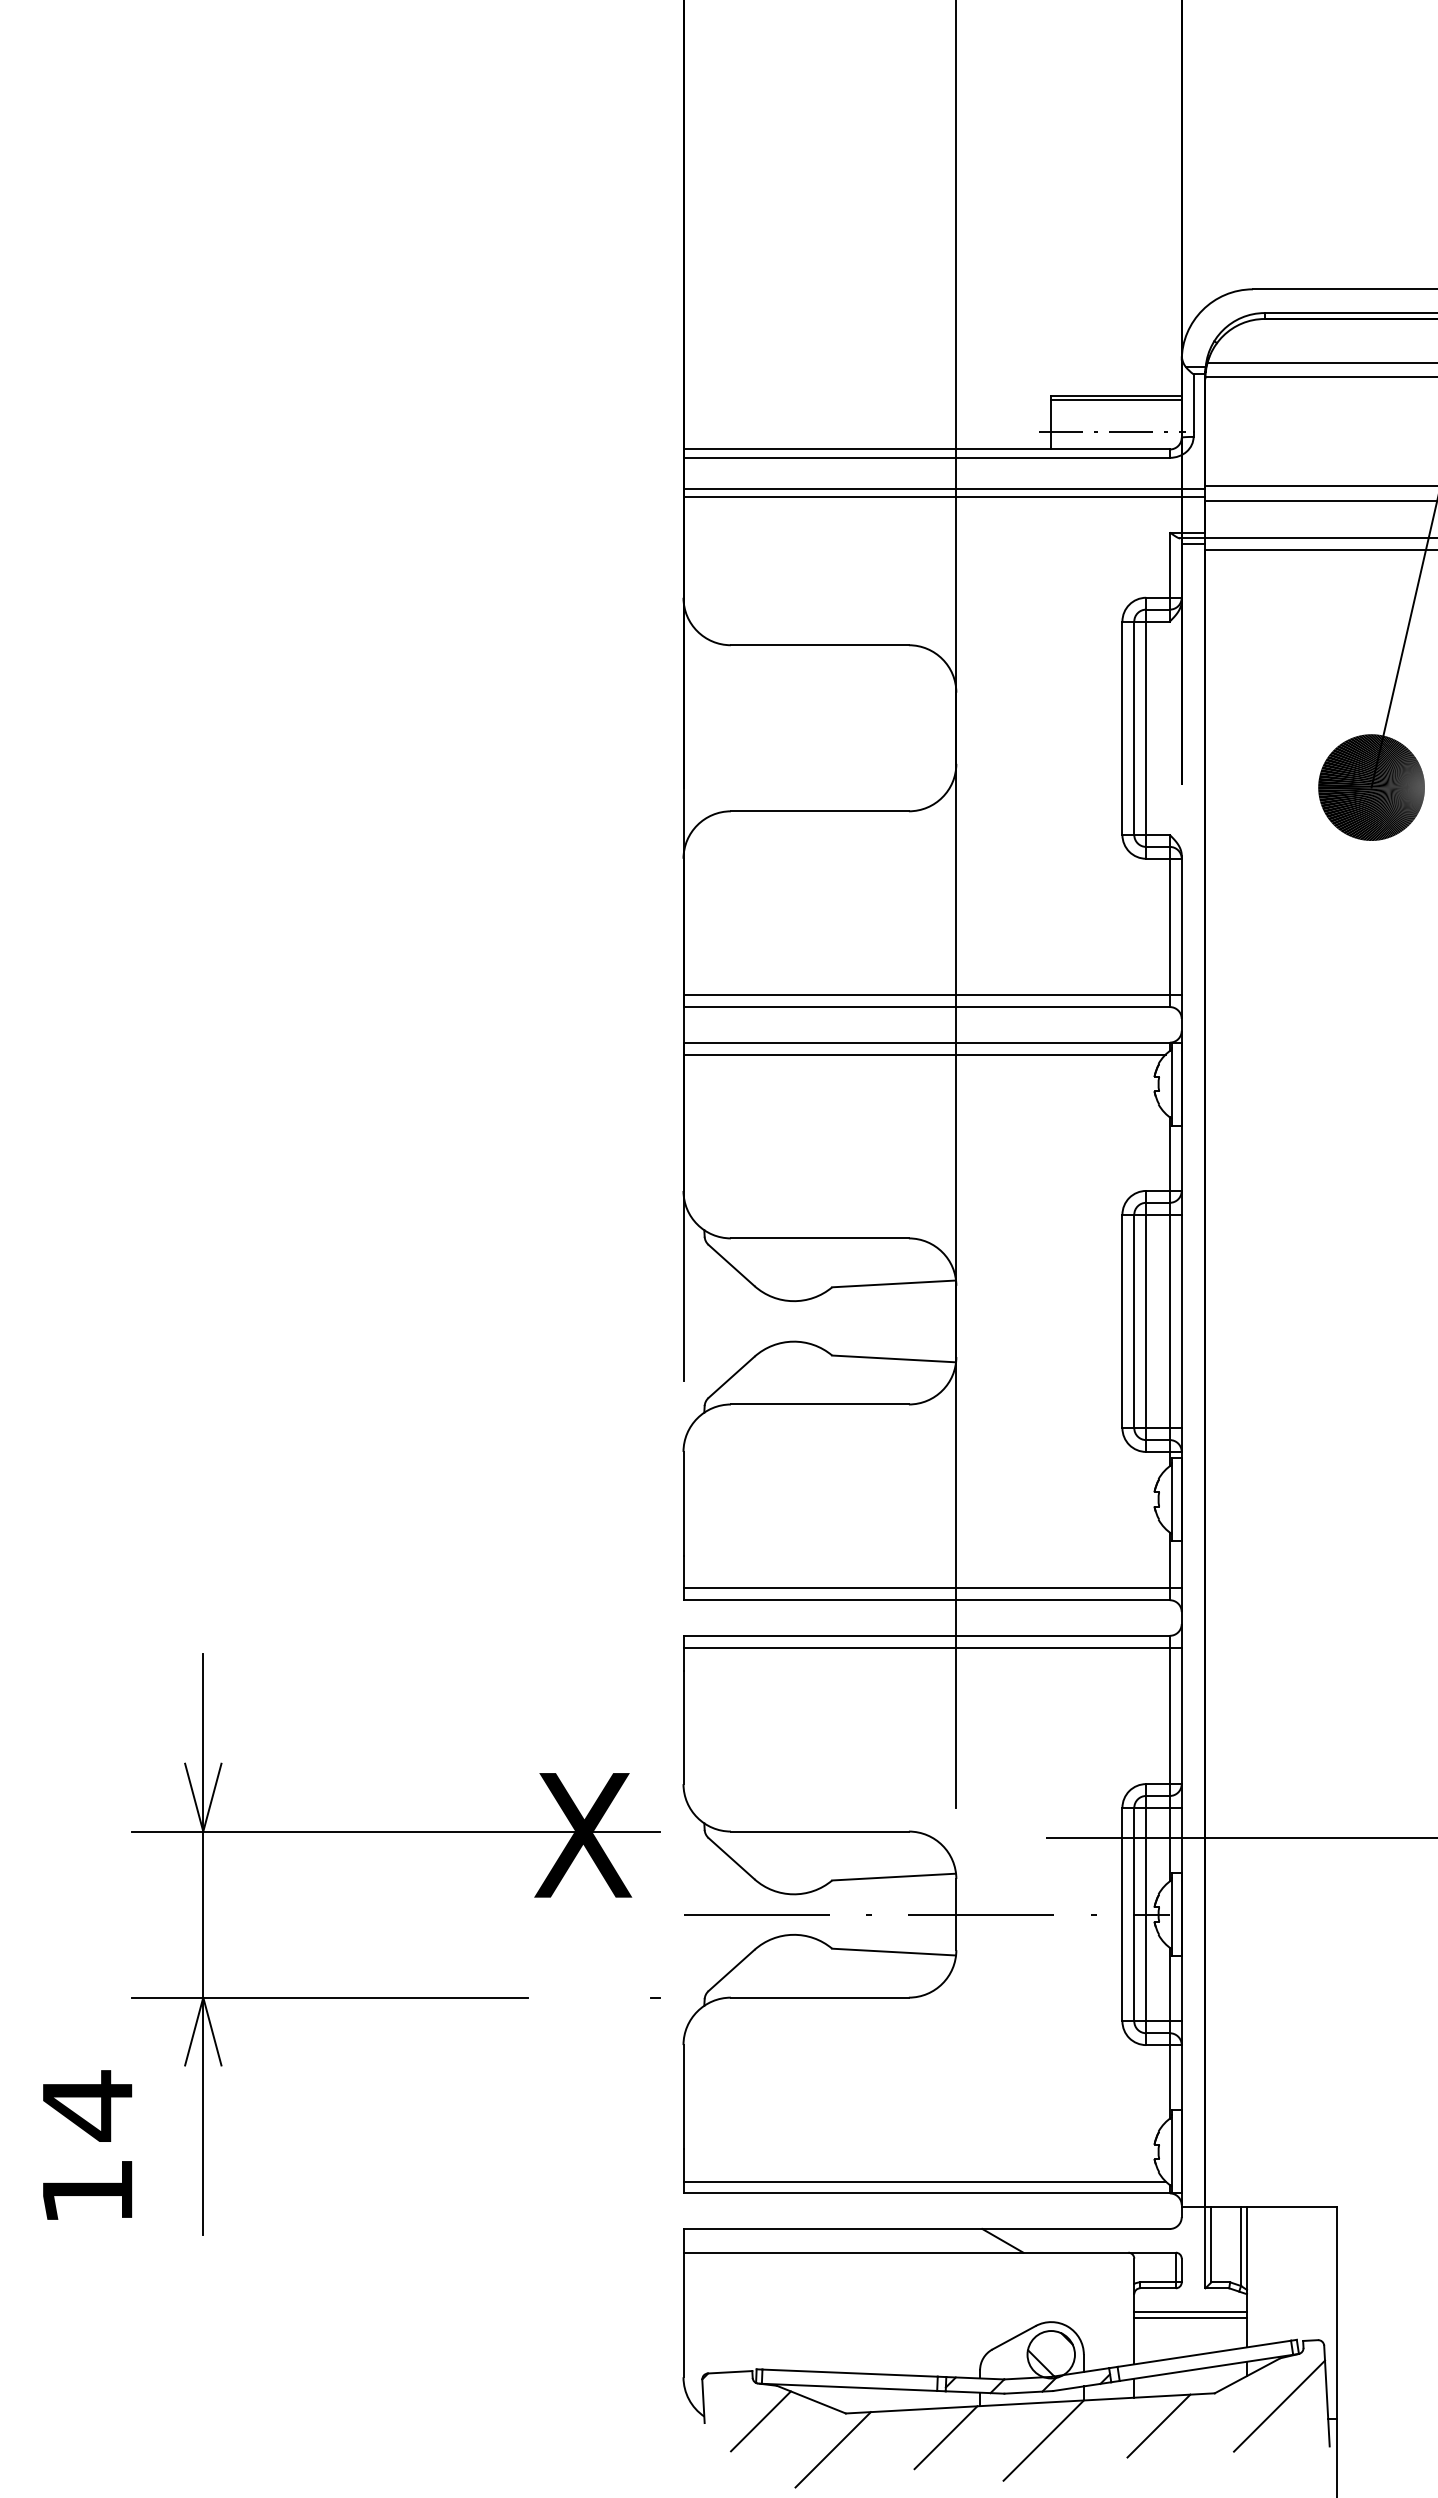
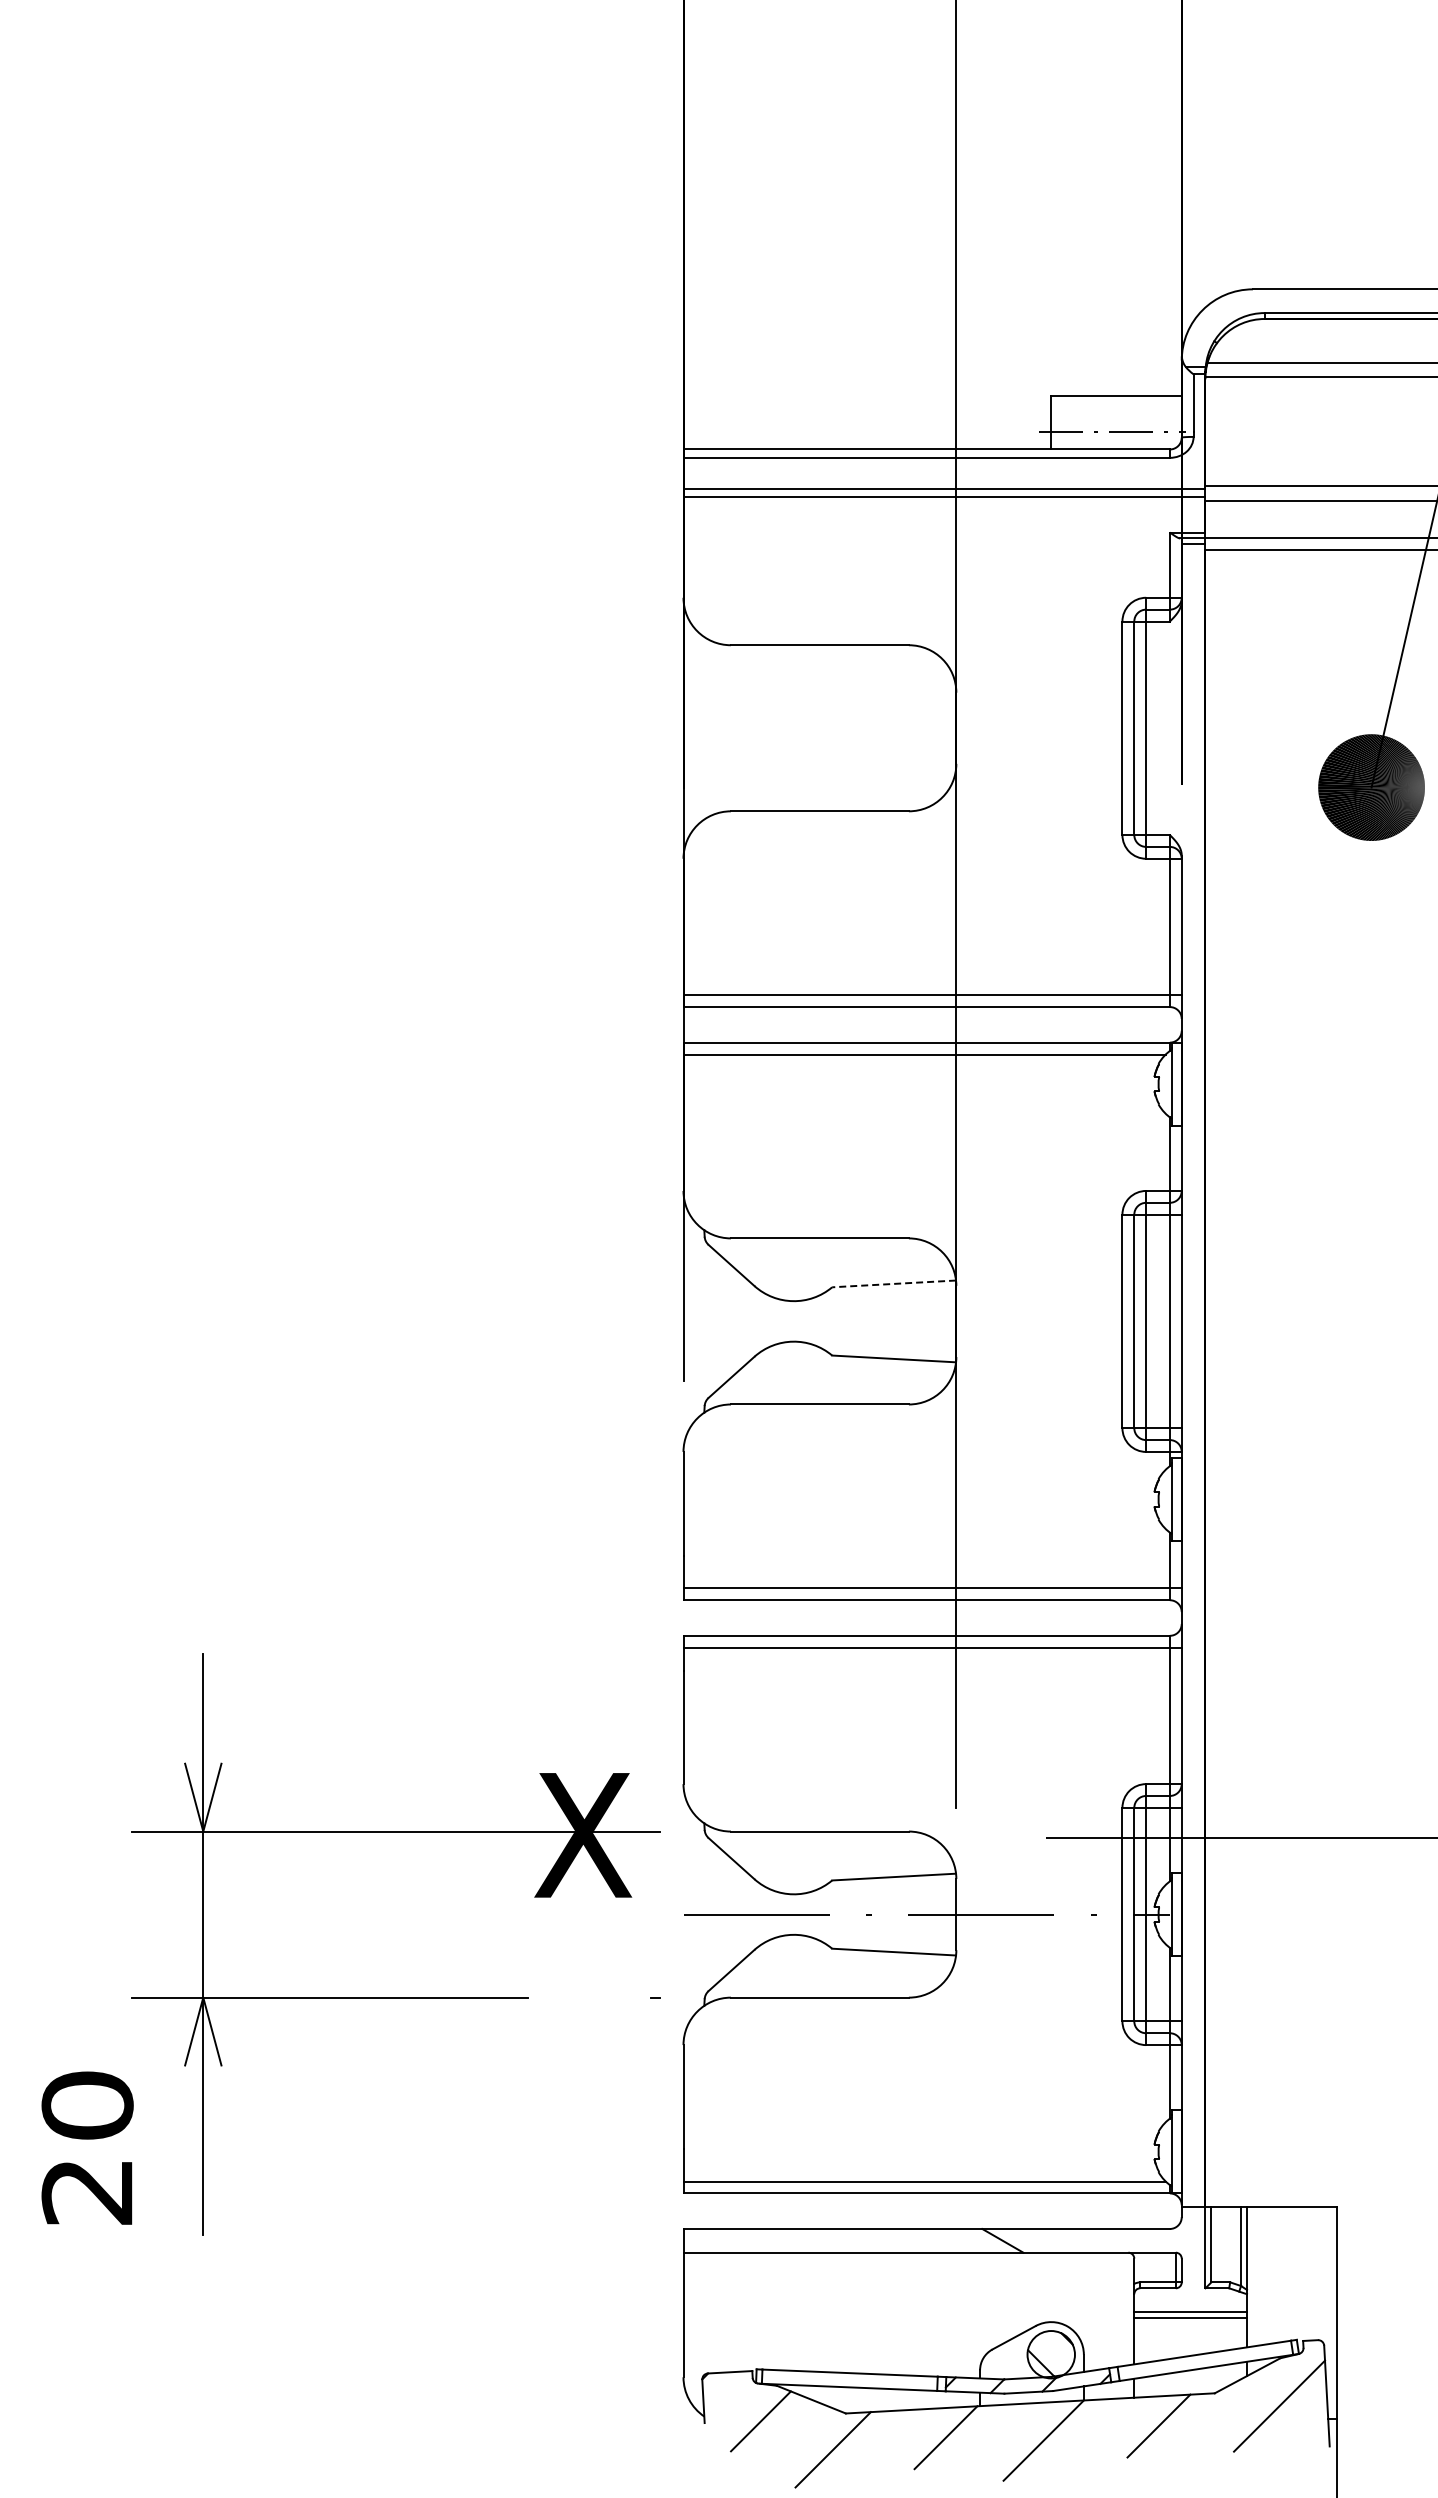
line: present -> none (1116, 399)
line: solid -> dashed (893, 1283)
text: 14 -> 20 (87, 2147)
